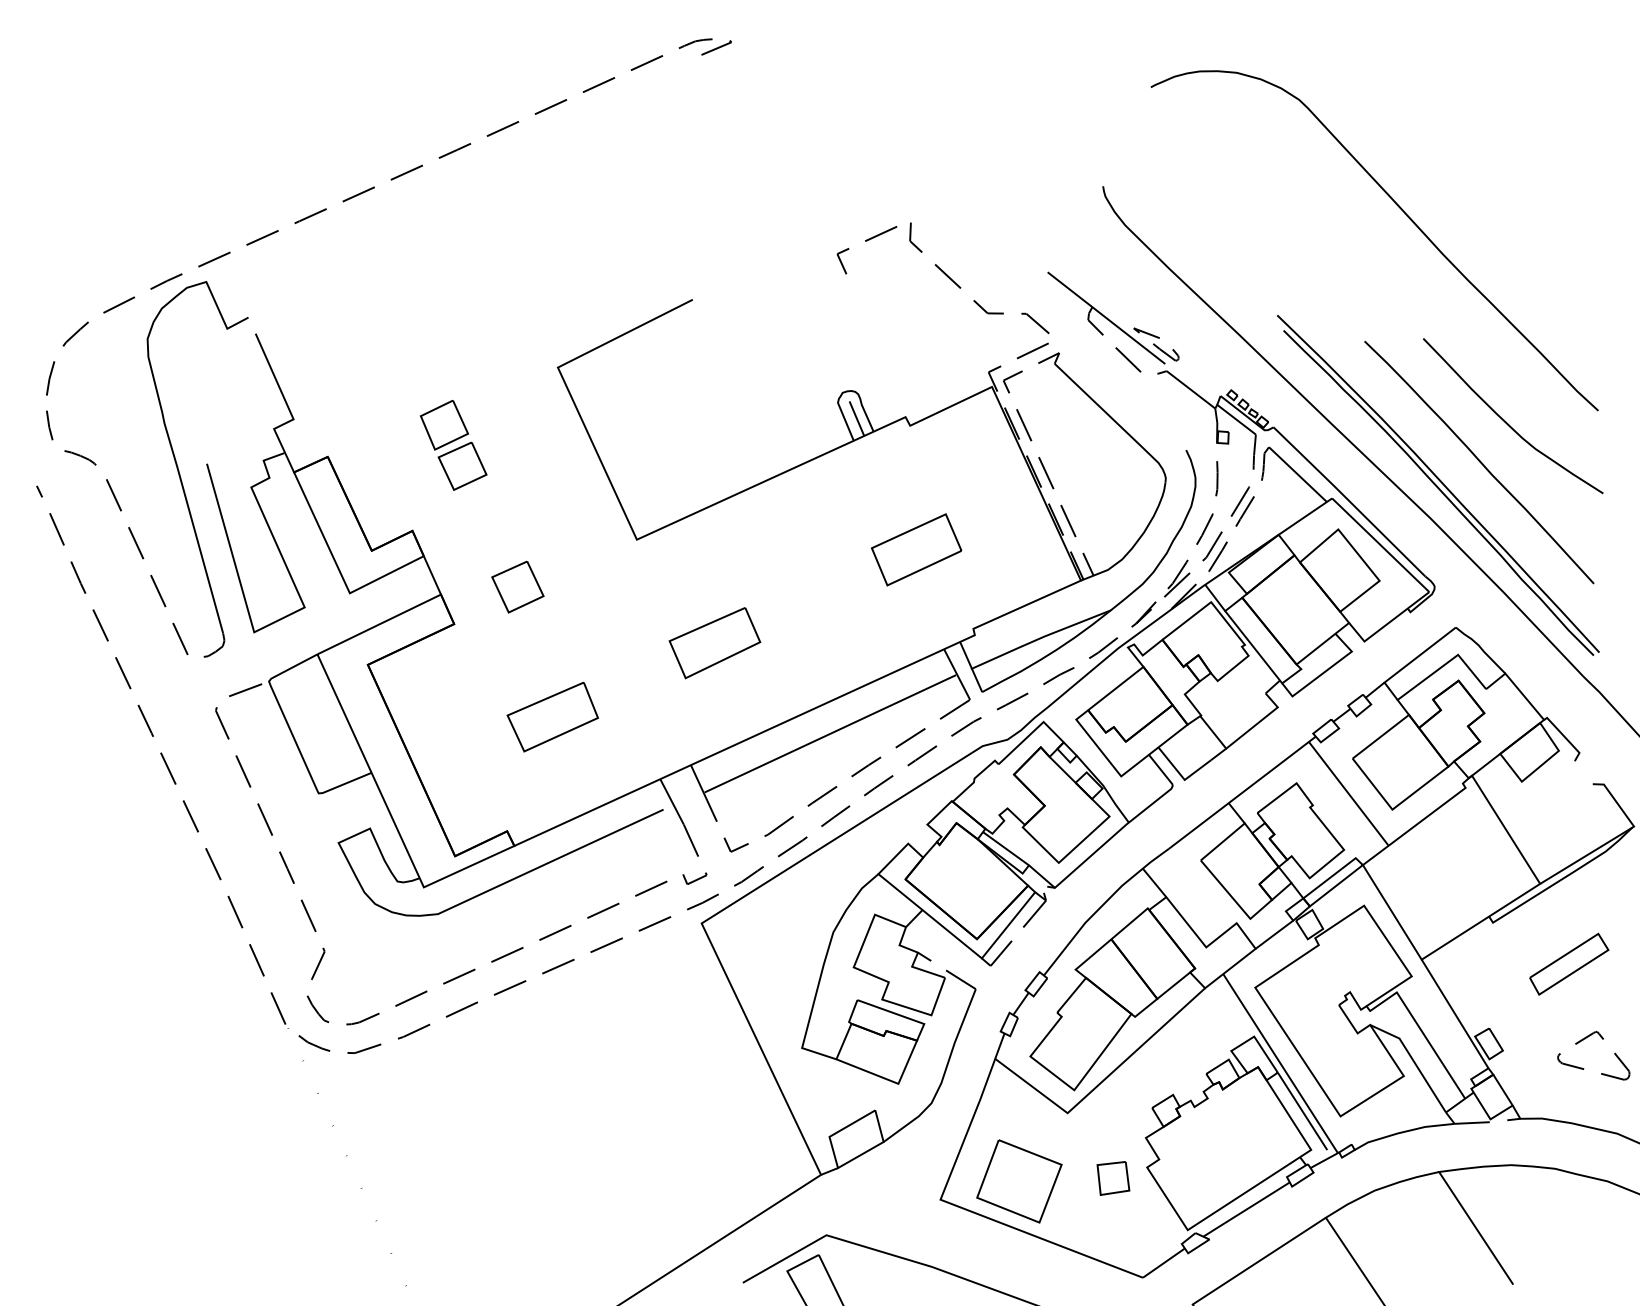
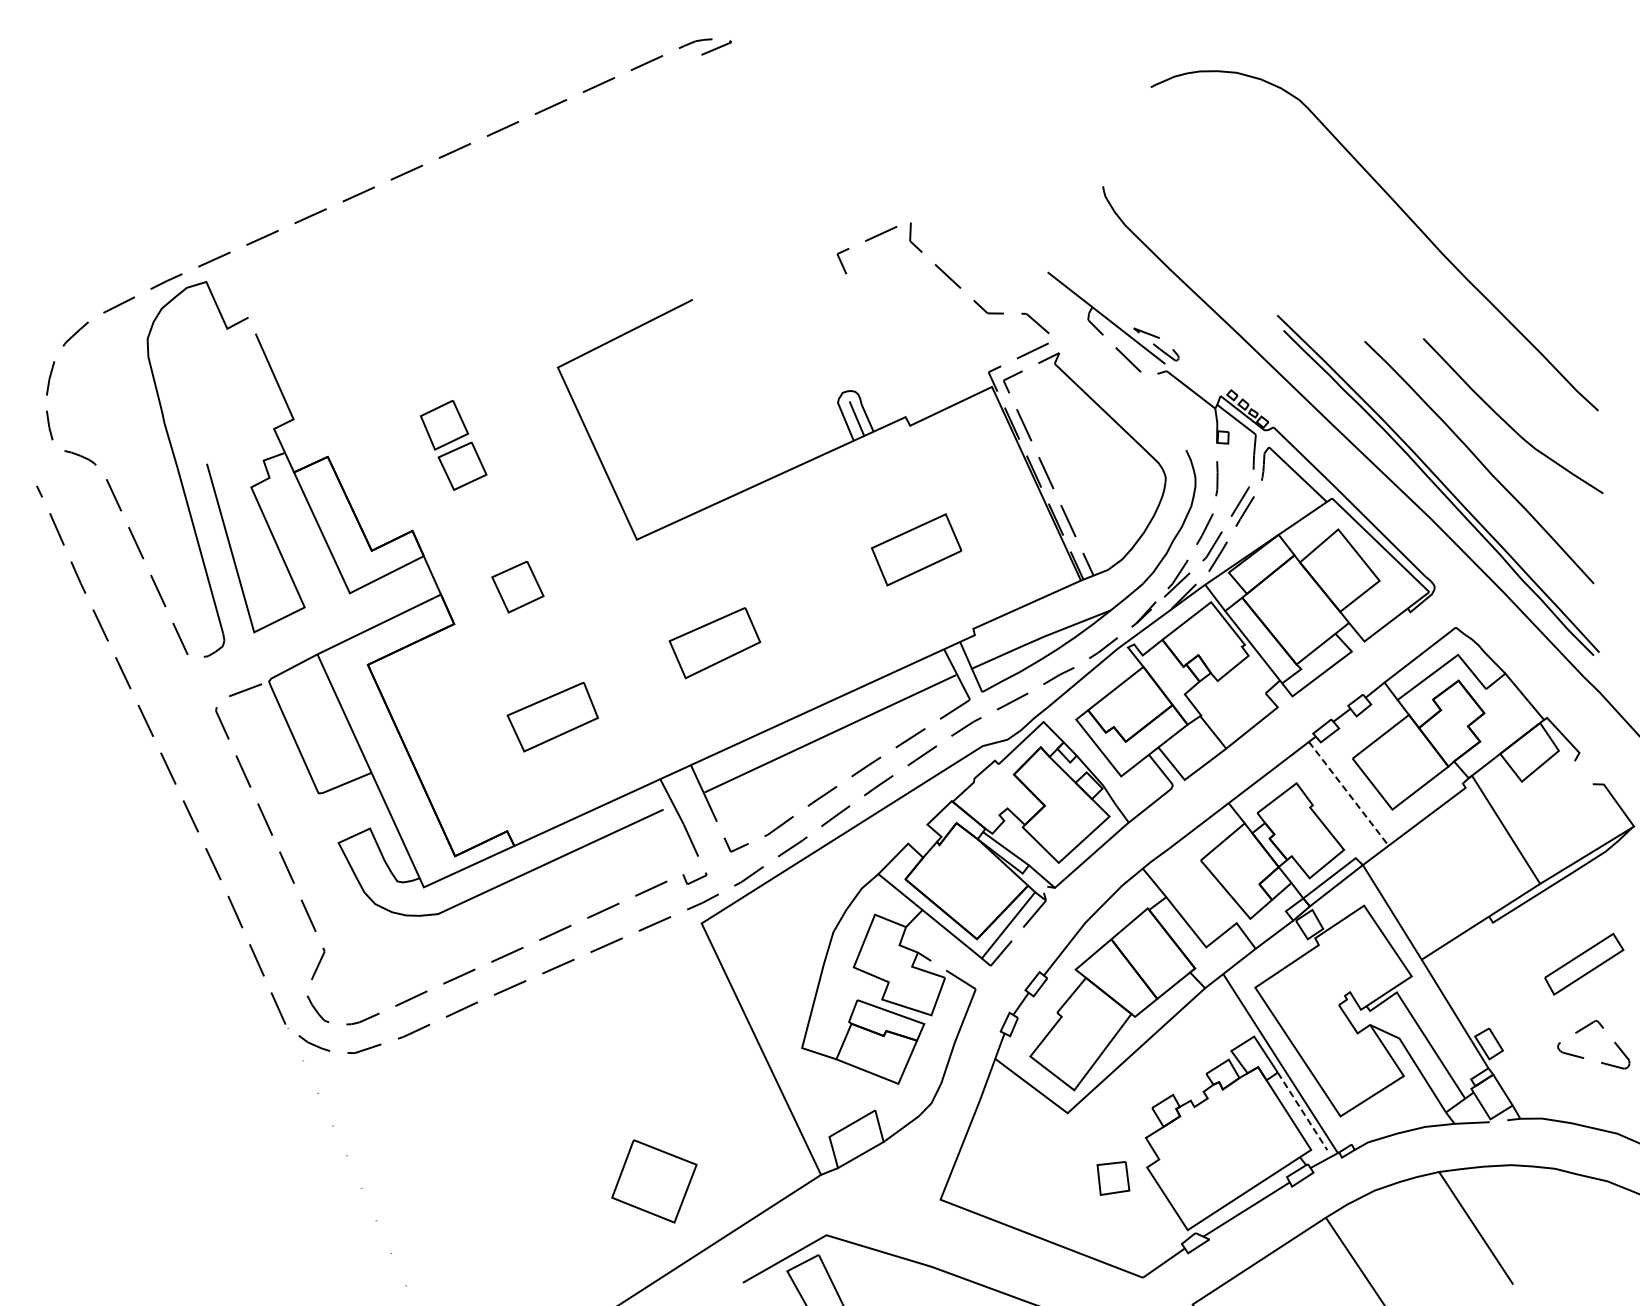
line: solid -> dashed (1349, 794)
part position: (1569, 963) -> (1584, 963) (1584, 963)
part position: (1584, 1068) -> (1584, 1057) (1584, 1057)
line: solid -> dashed (1302, 1111)
part position: (1019, 1181) -> (654, 1181) (654, 1181)
